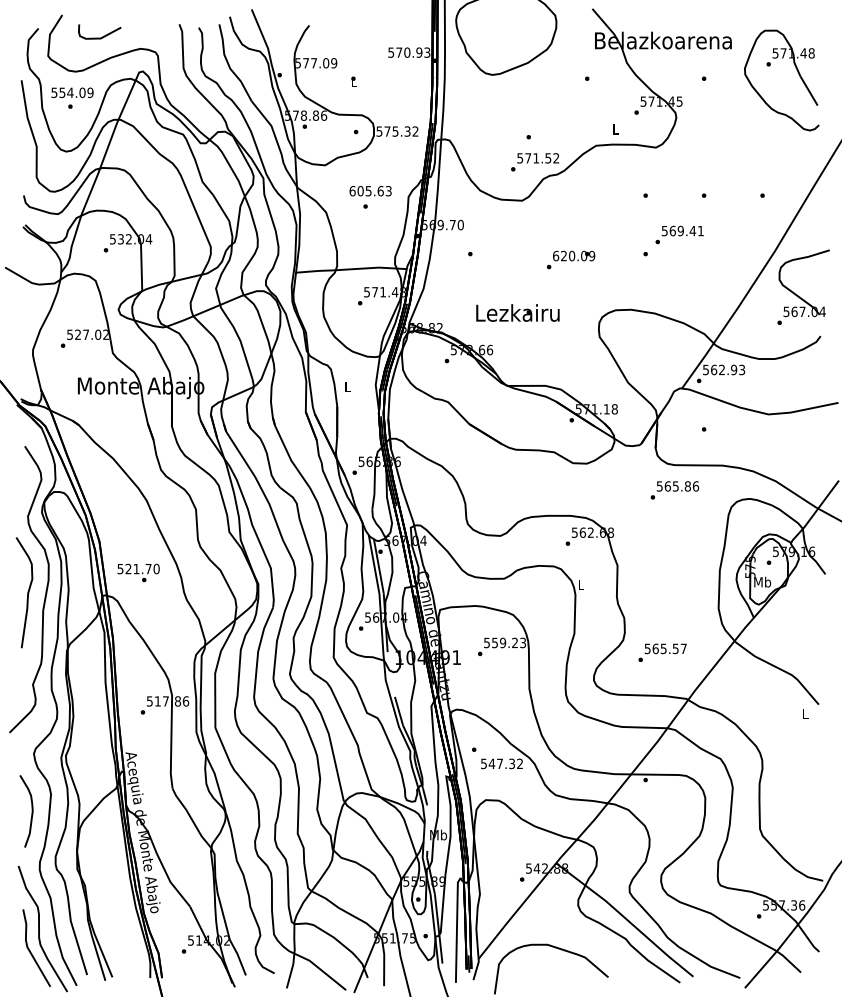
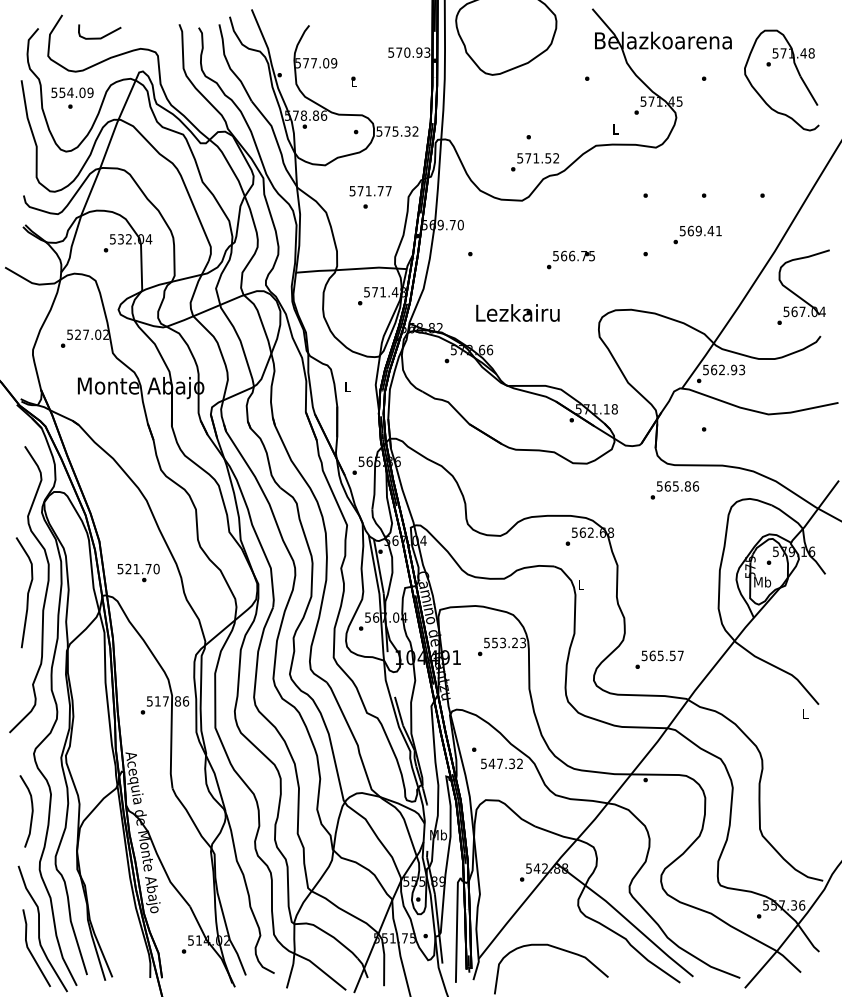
text: 605.63 -> 571.77 (370, 191)
text position: (679, 234) -> (697, 234) (697, 234)
text: 620.09 -> 566.75 (574, 255)
text: 559.23 -> 553.23 (503, 642)
text position: (662, 652) -> (659, 659) (659, 659)
